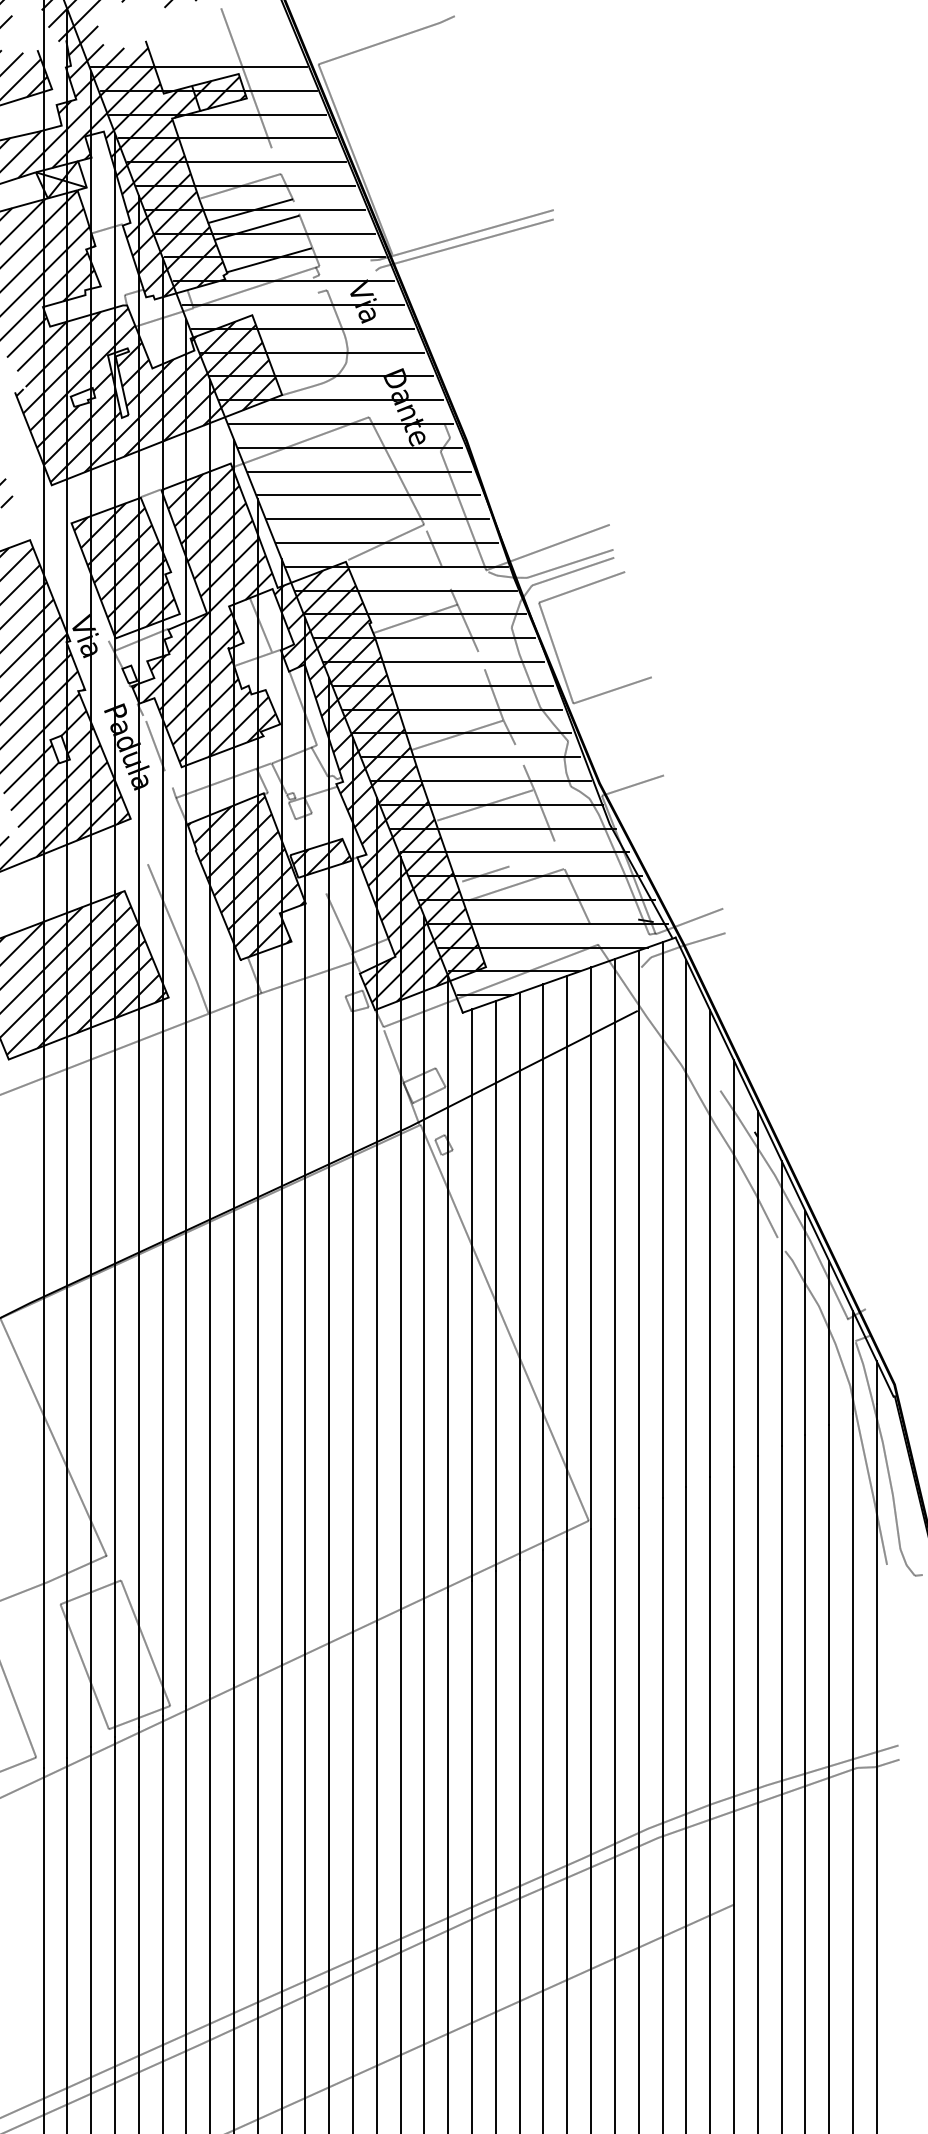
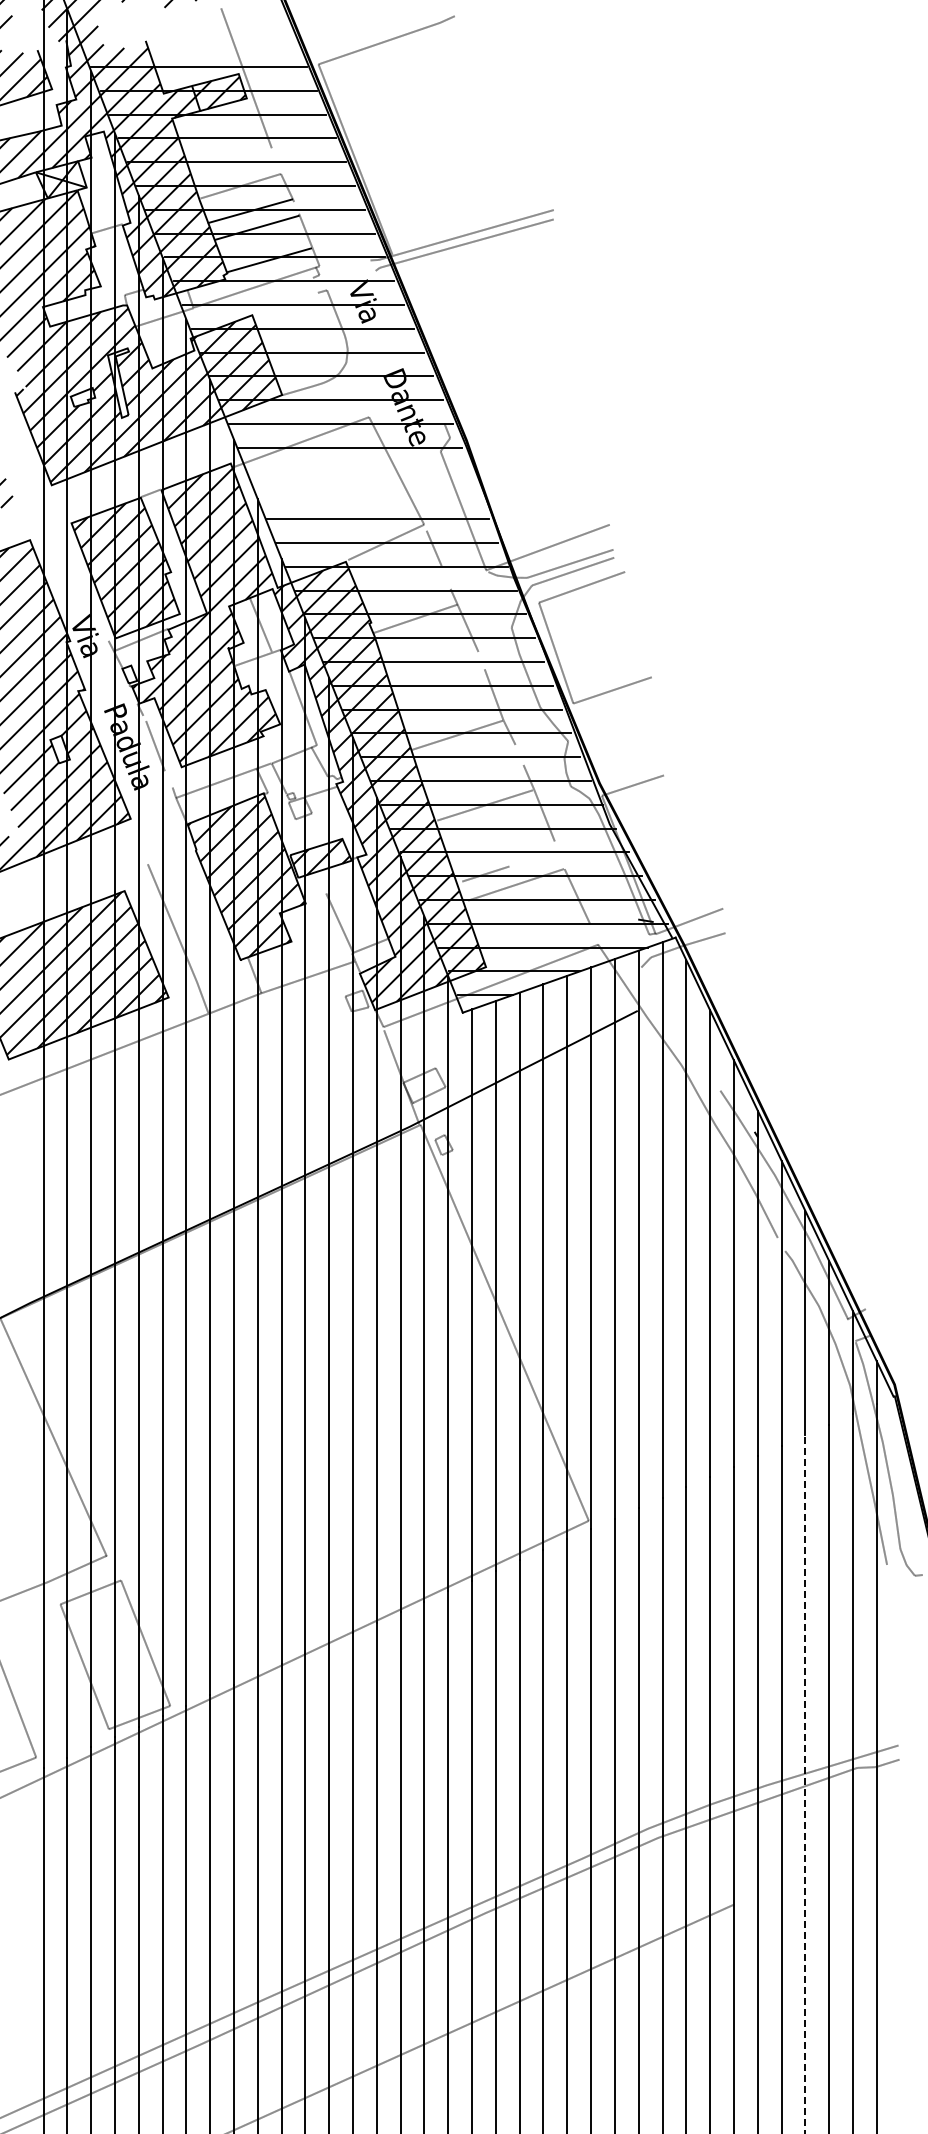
line: present -> none (359, 471)
line: present -> none (368, 495)
line: solid -> dashed (805, 1784)
